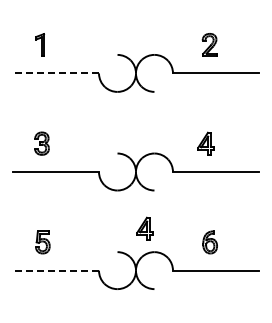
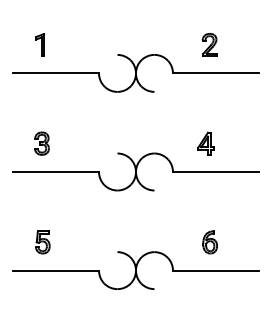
line: dashed -> solid (55, 73)
part: present -> none (144, 228)
line: dashed -> solid (55, 270)
